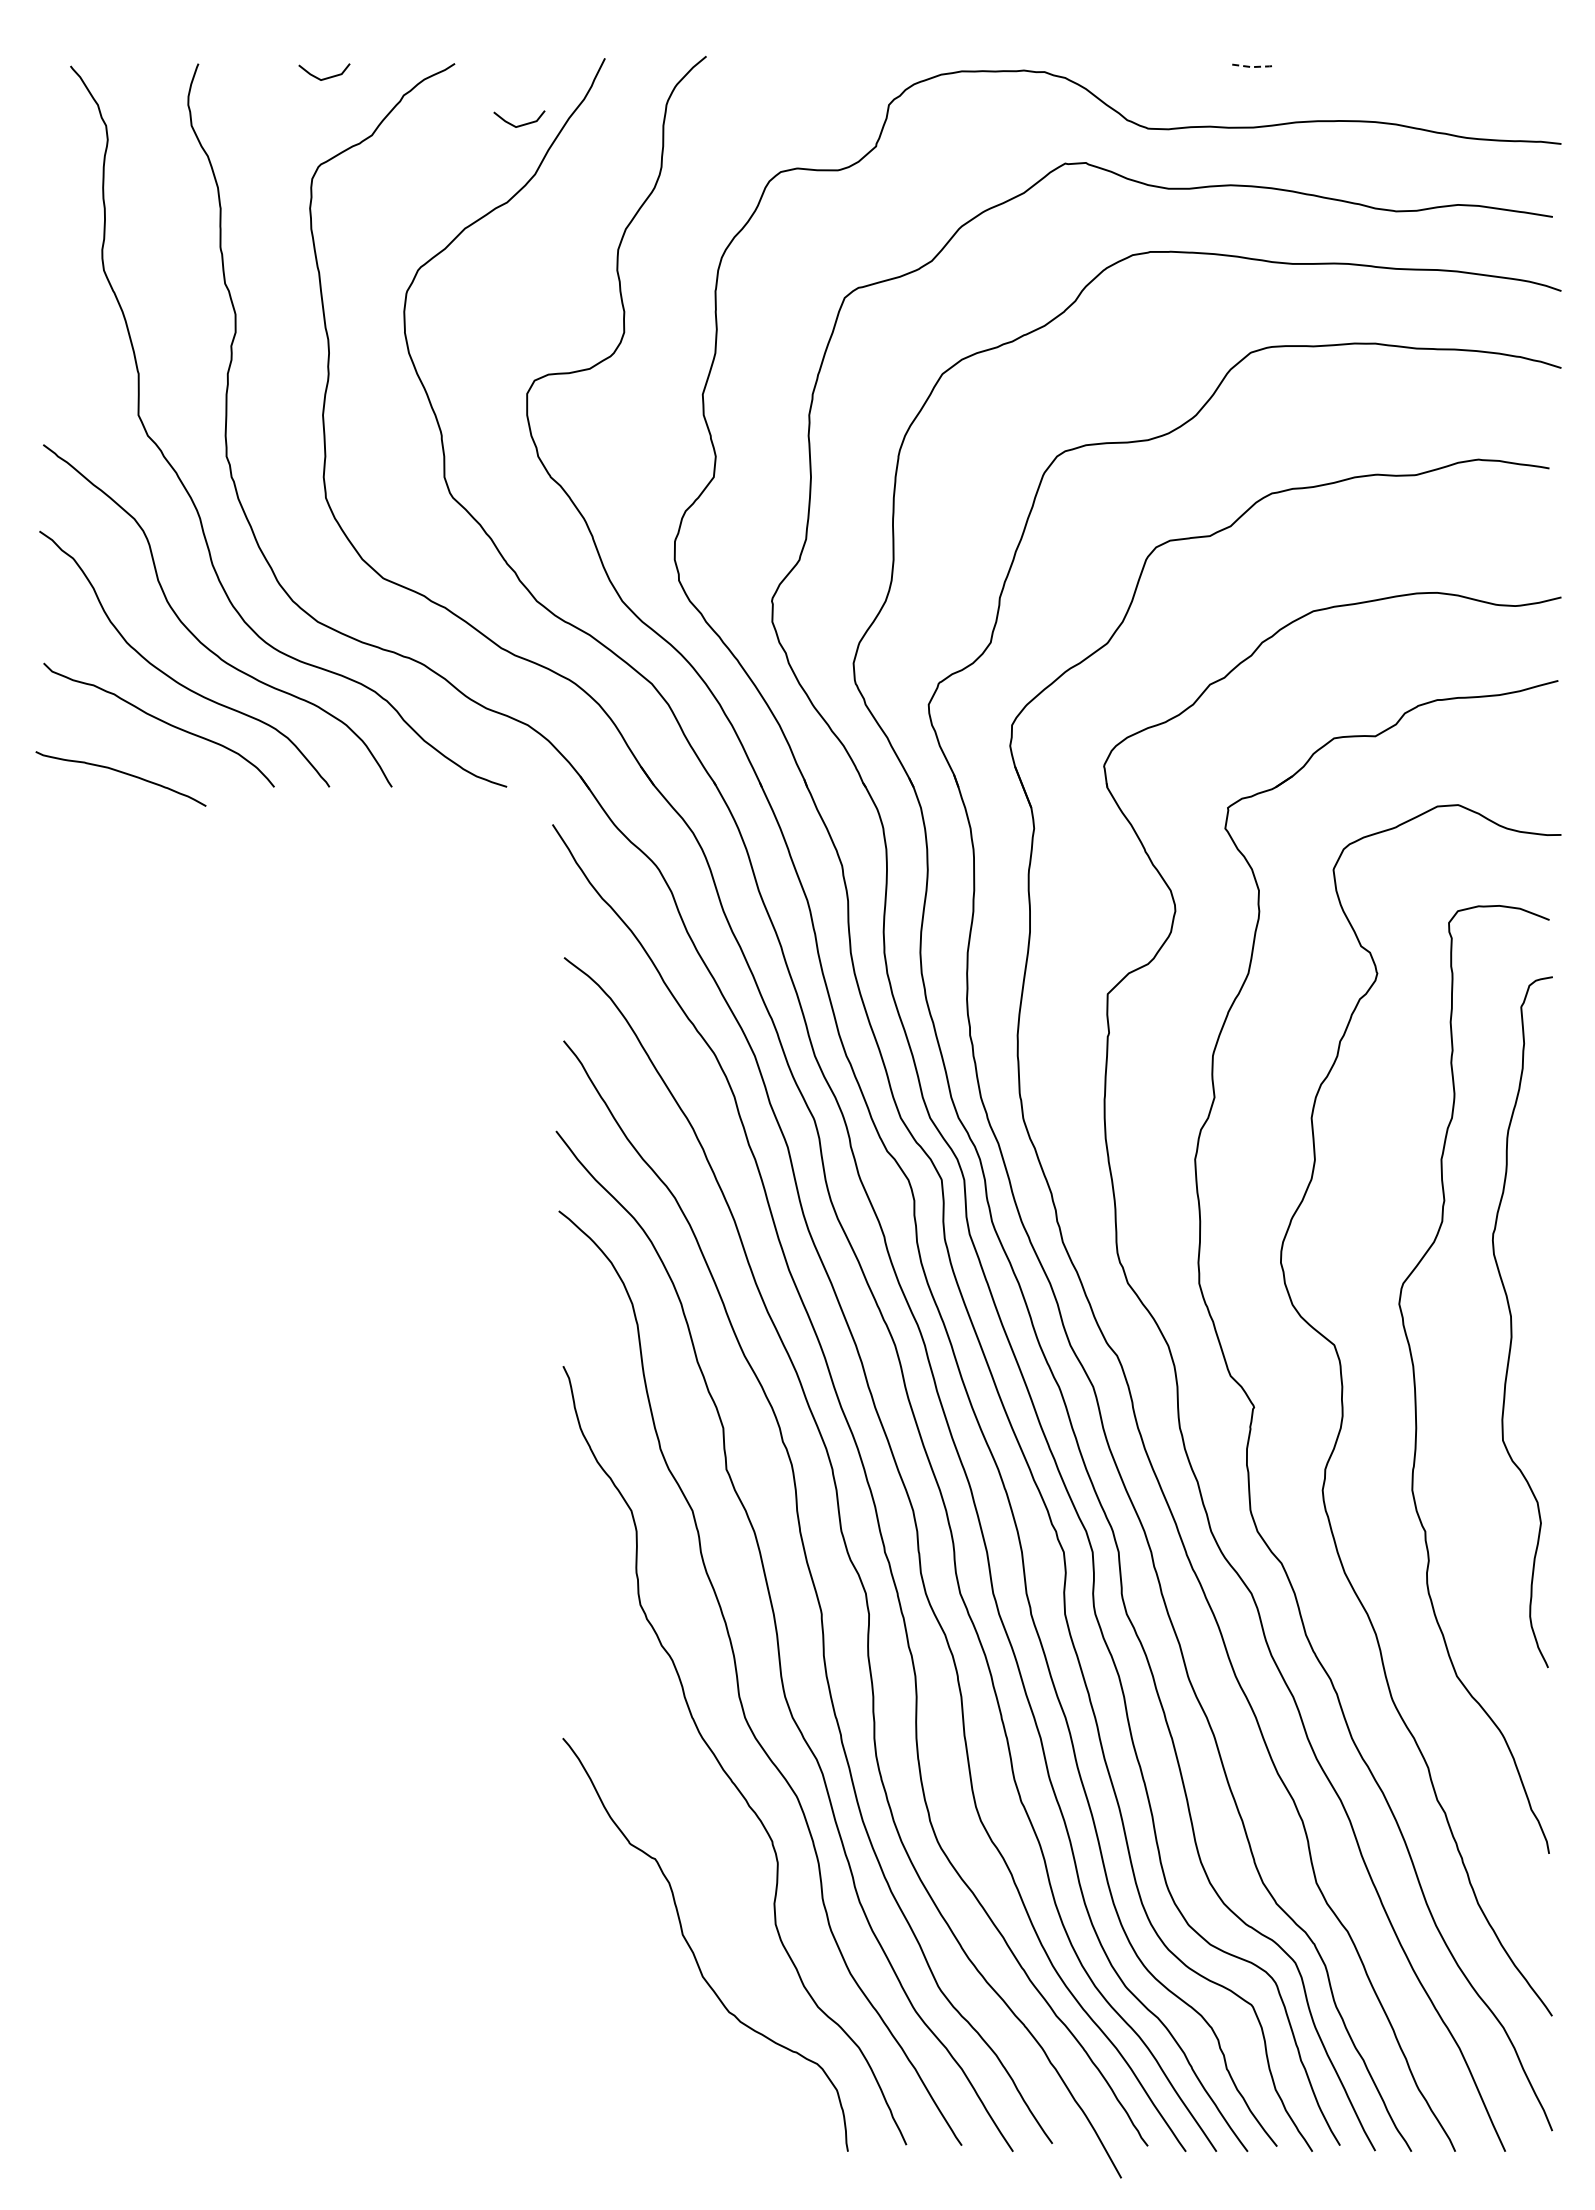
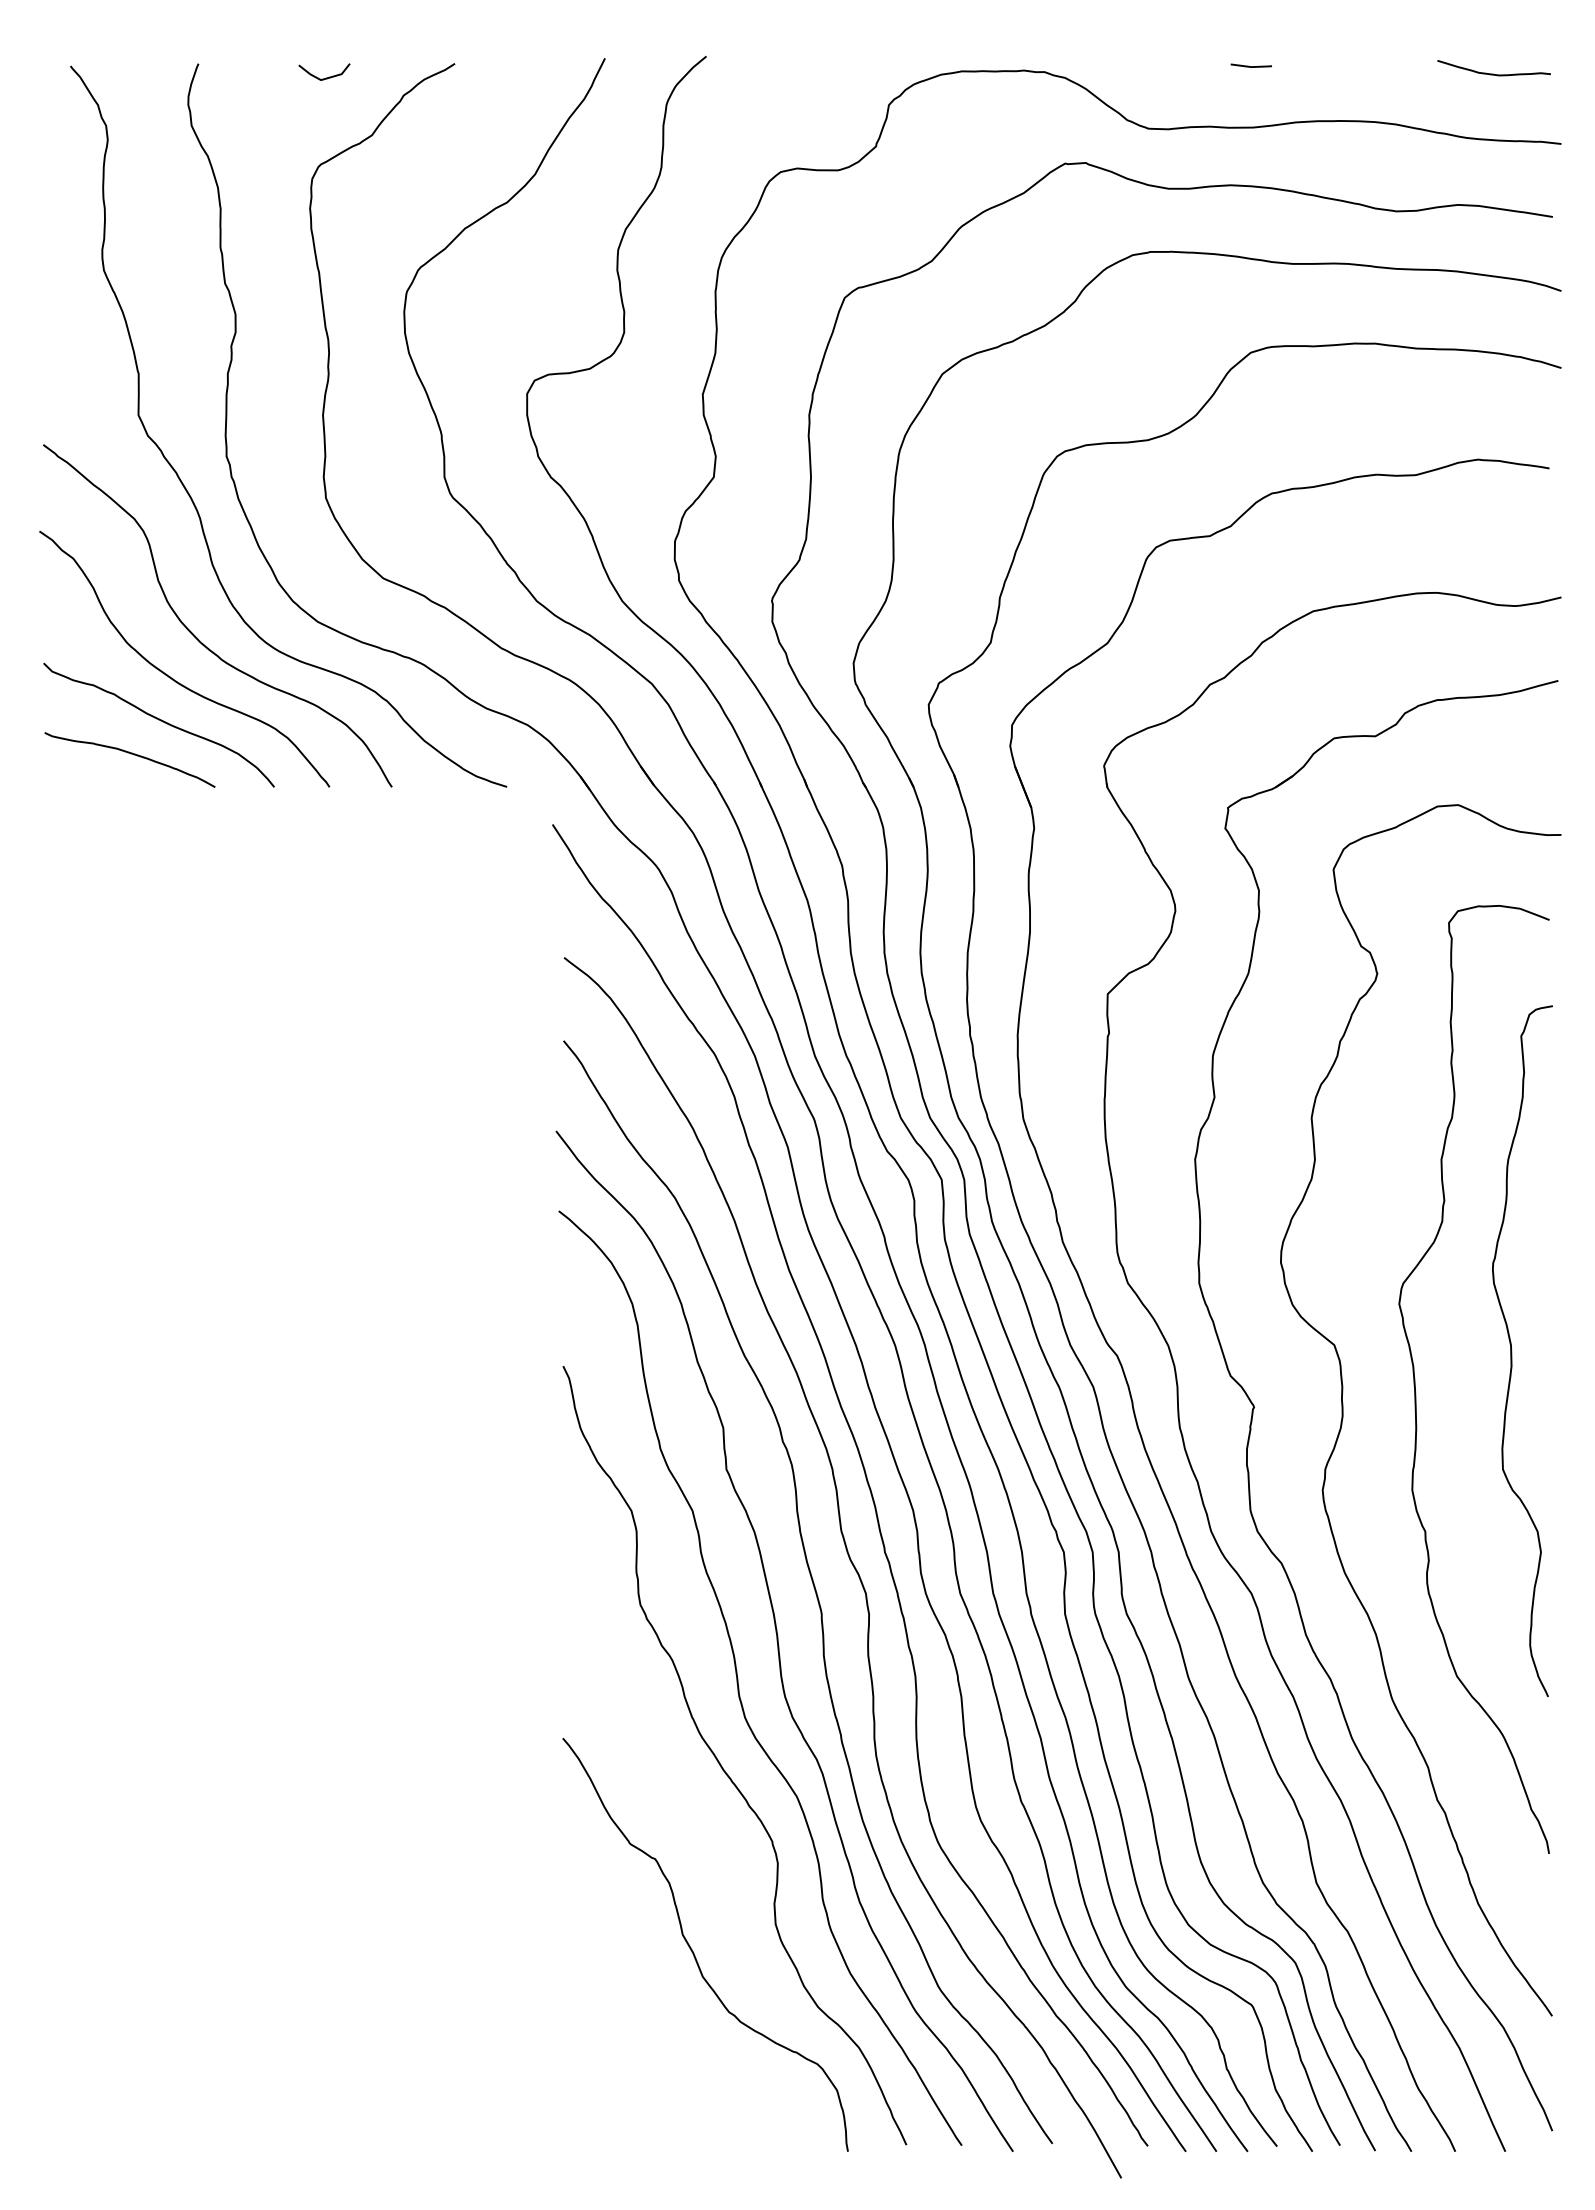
line: dashed -> solid (1251, 67)
curve: none -> present (1493, 73)
line: present -> none (520, 124)
curve position: (121, 773) -> (130, 754) (130, 754)
curve position: (1512, 1322) -> (1512, 1351) (1512, 1351)
